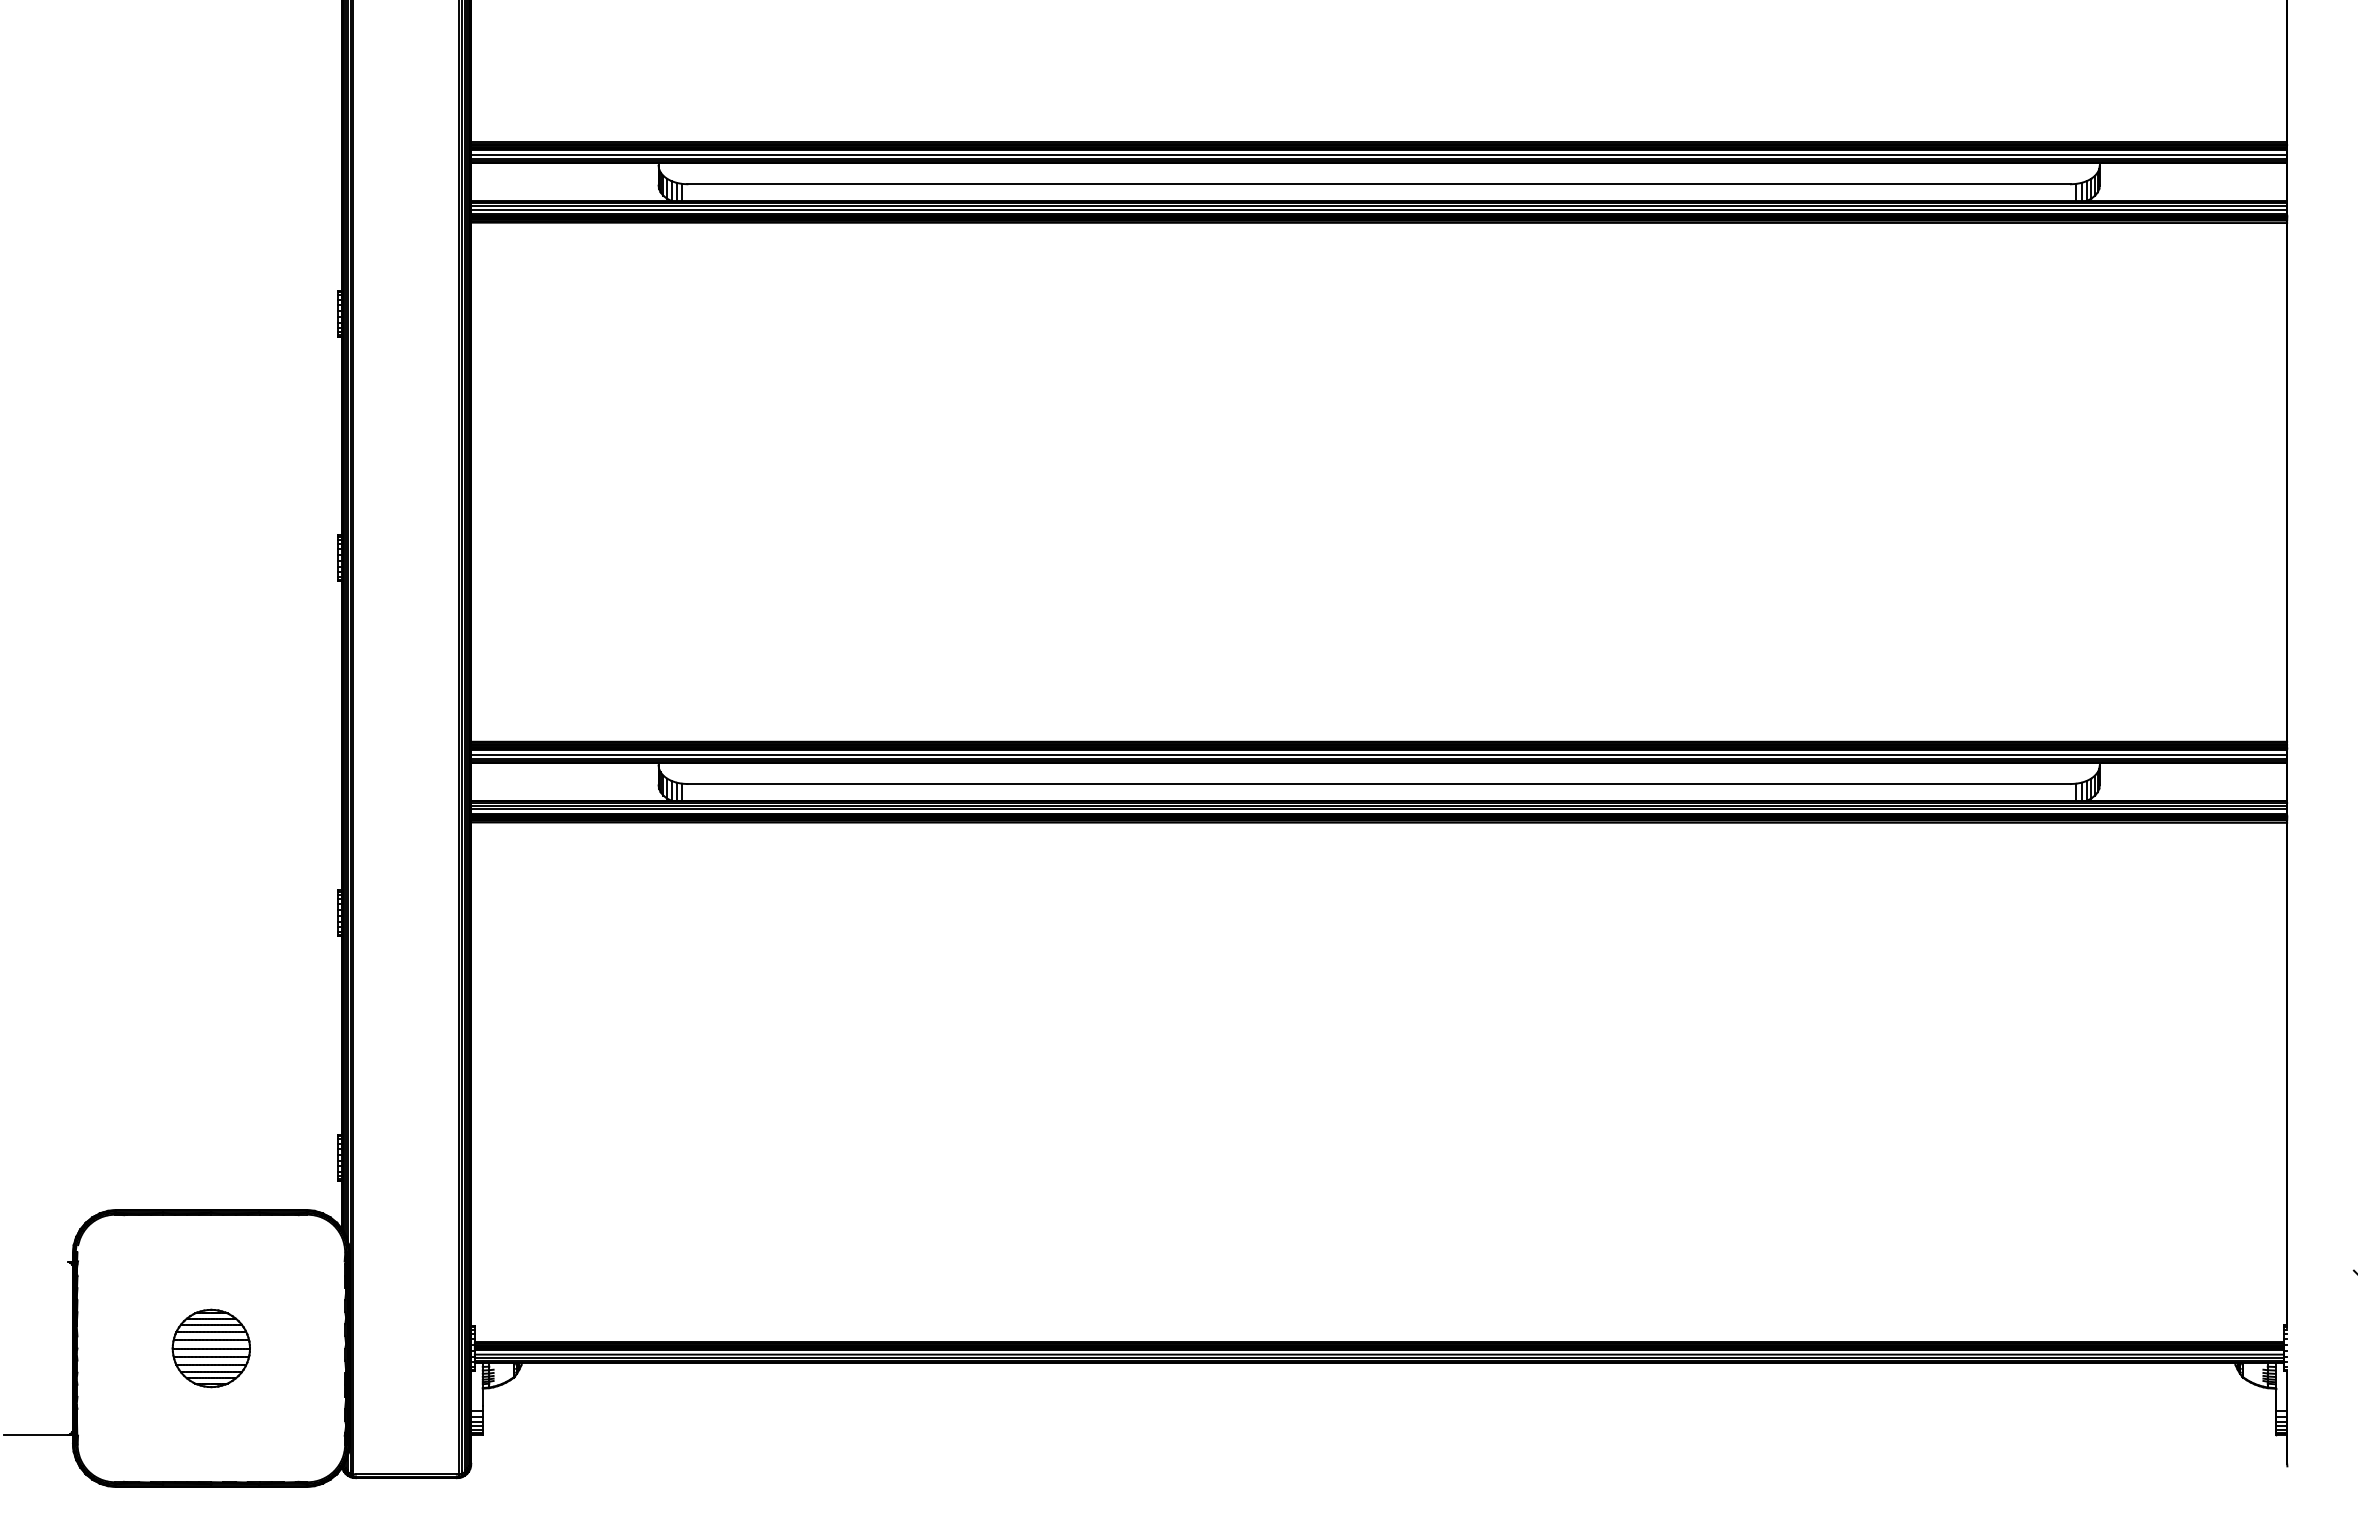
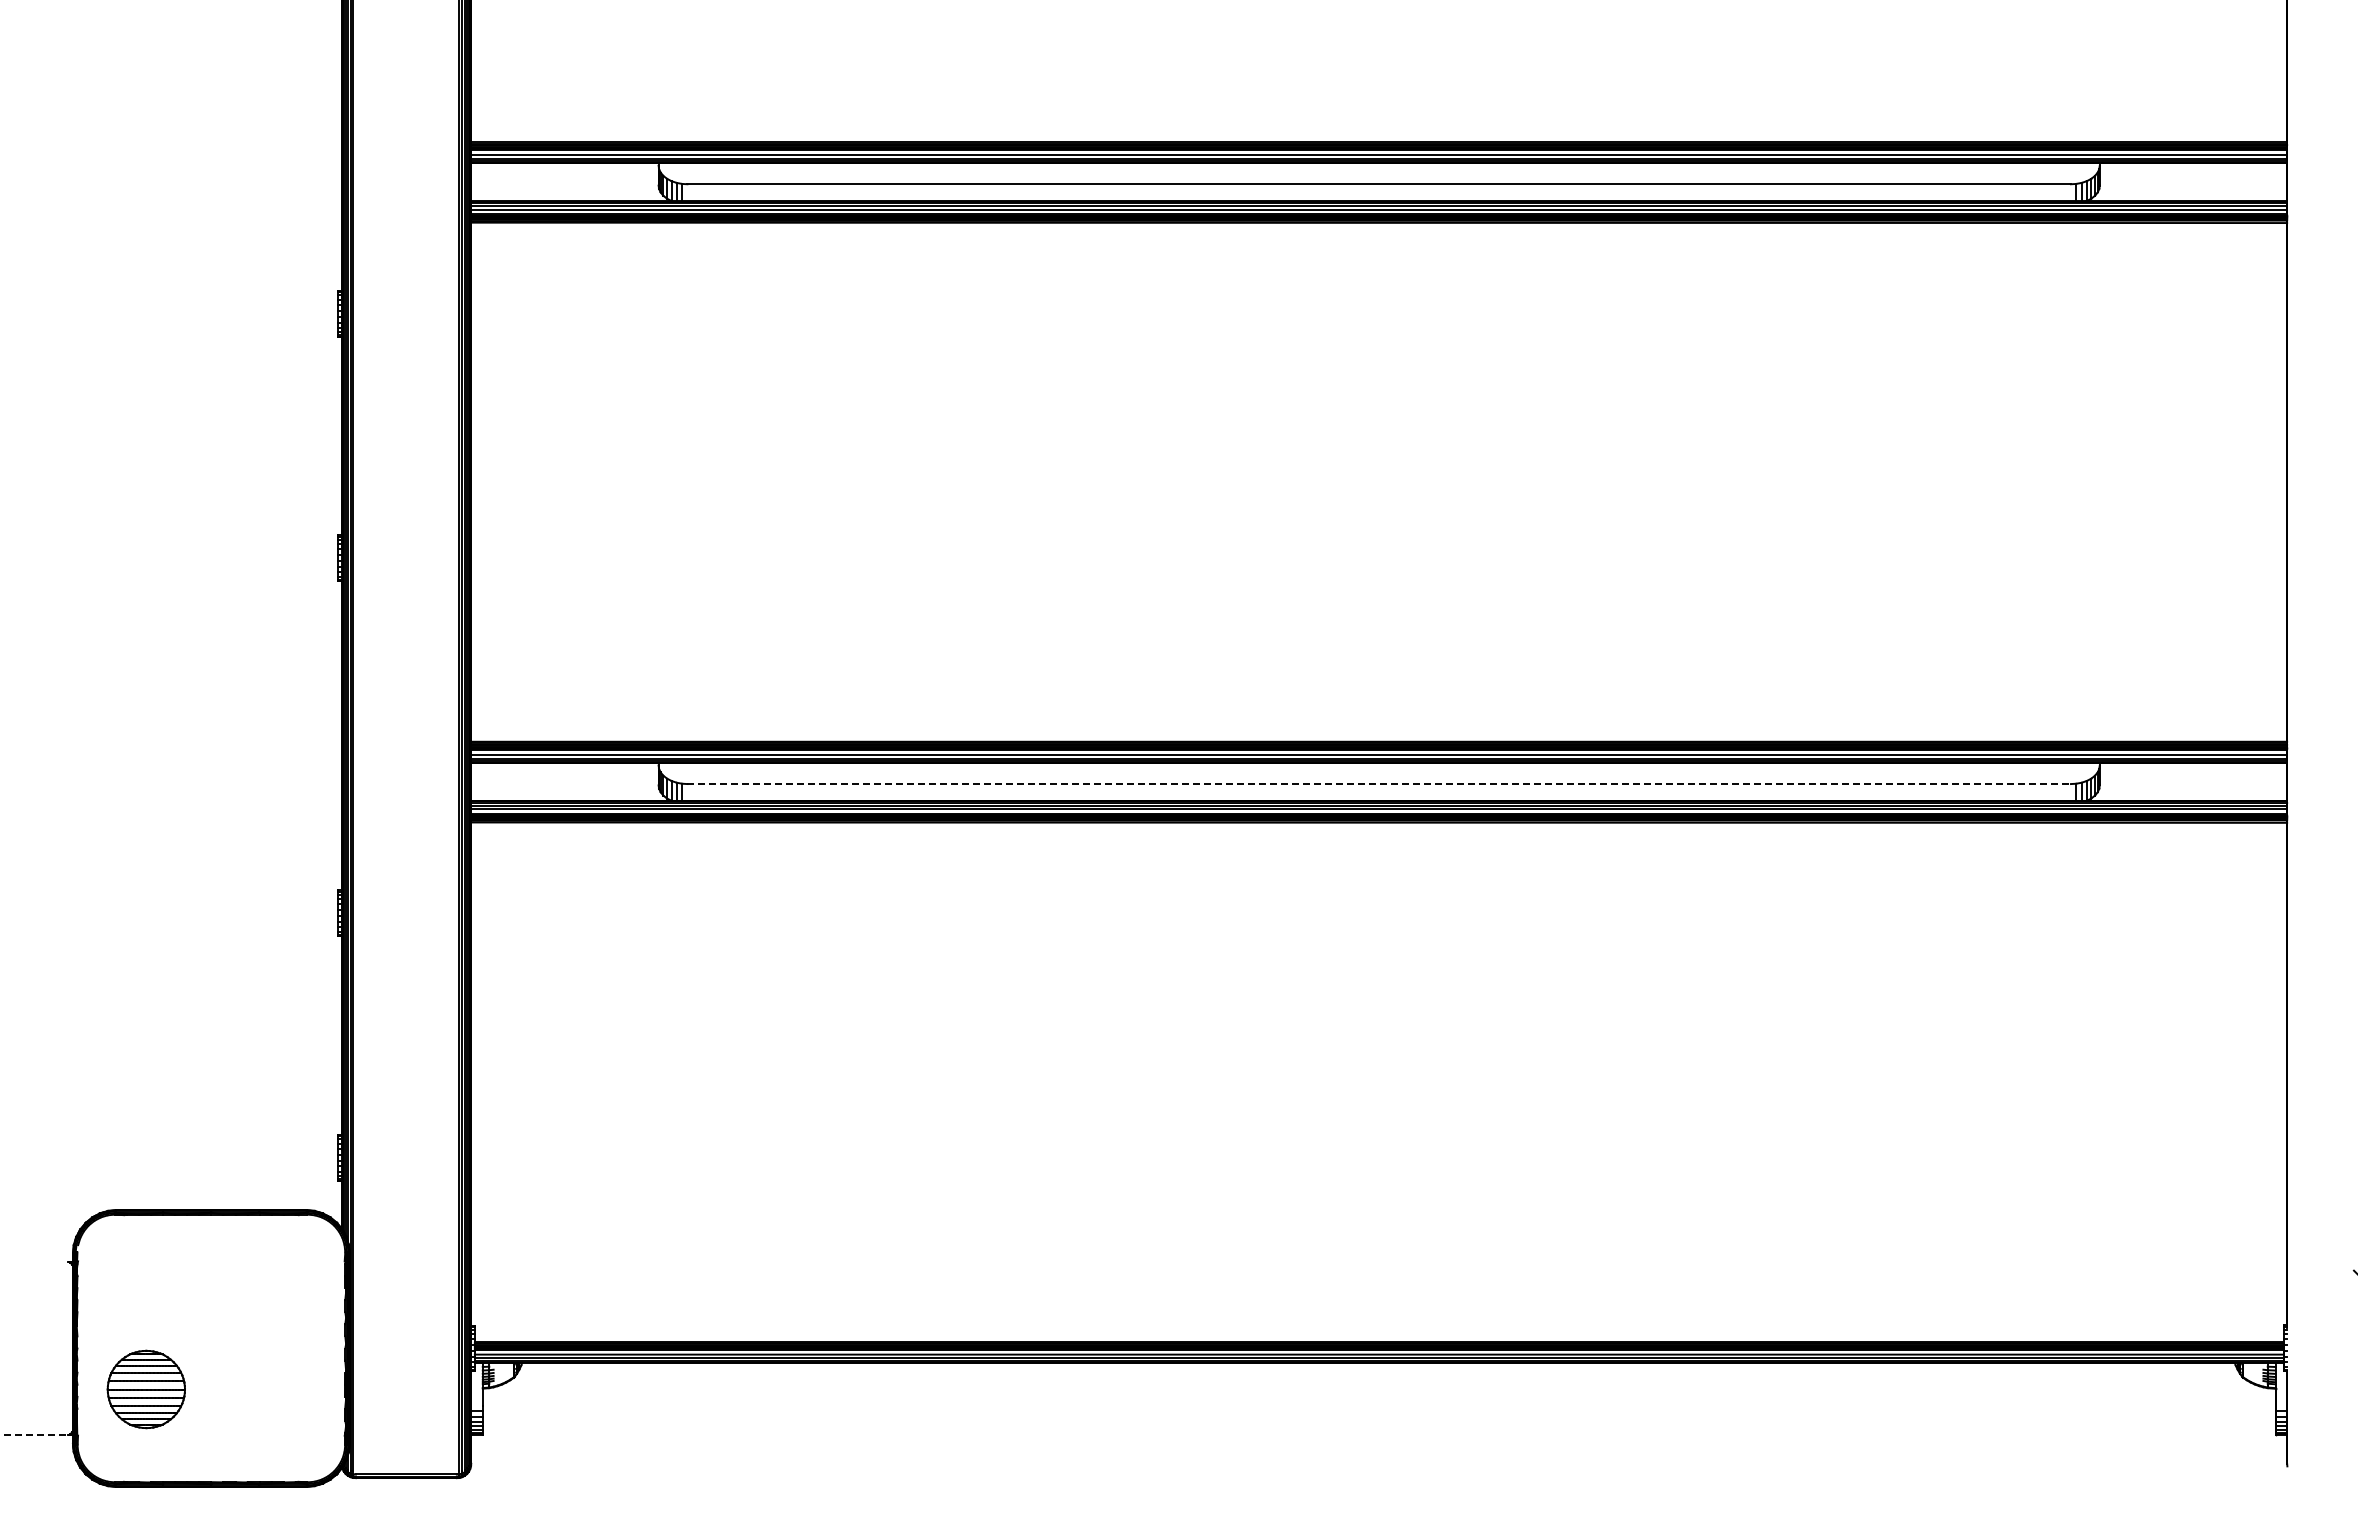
line: solid -> dashed (1379, 784)
part position: (210, 1348) -> (145, 1389) (145, 1389)
line: solid -> dashed (39, 1434)
